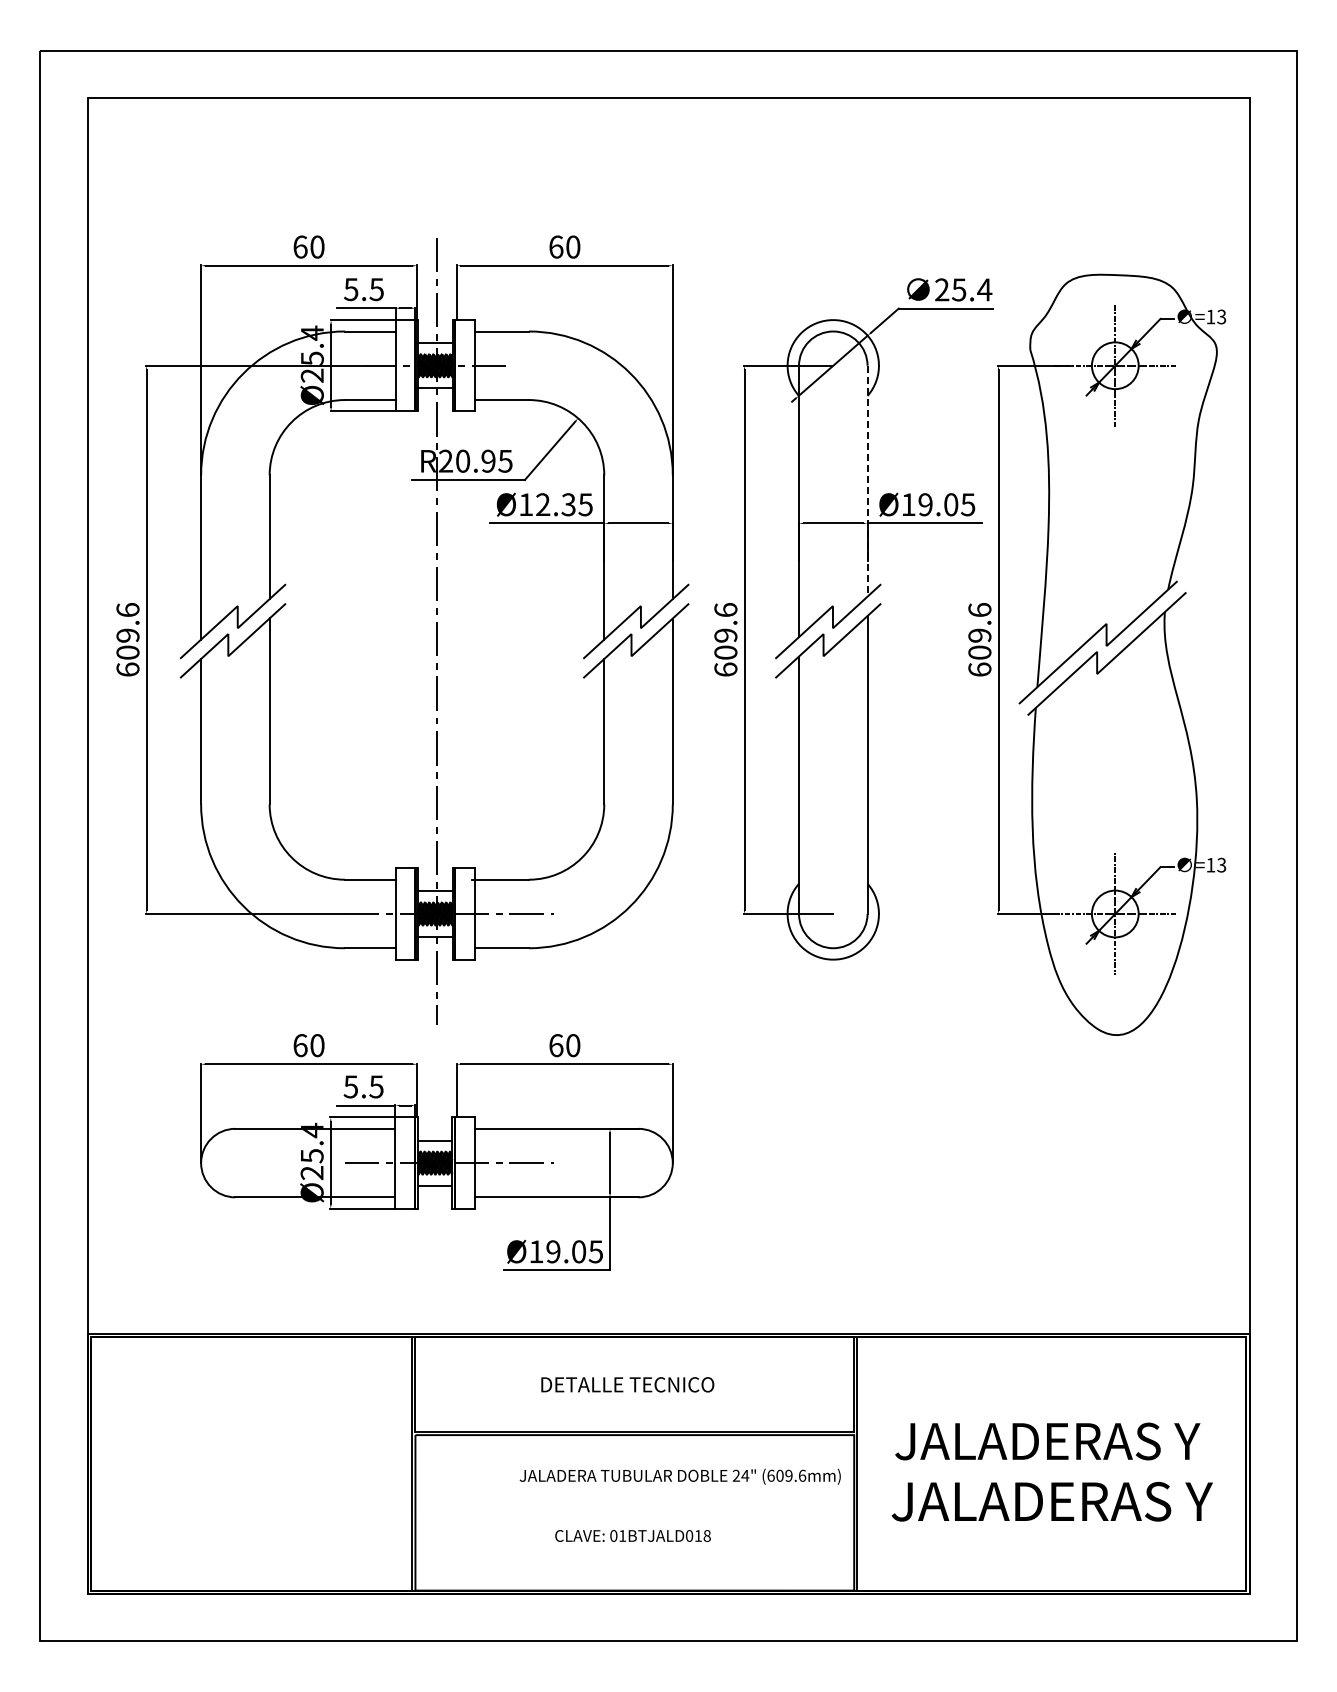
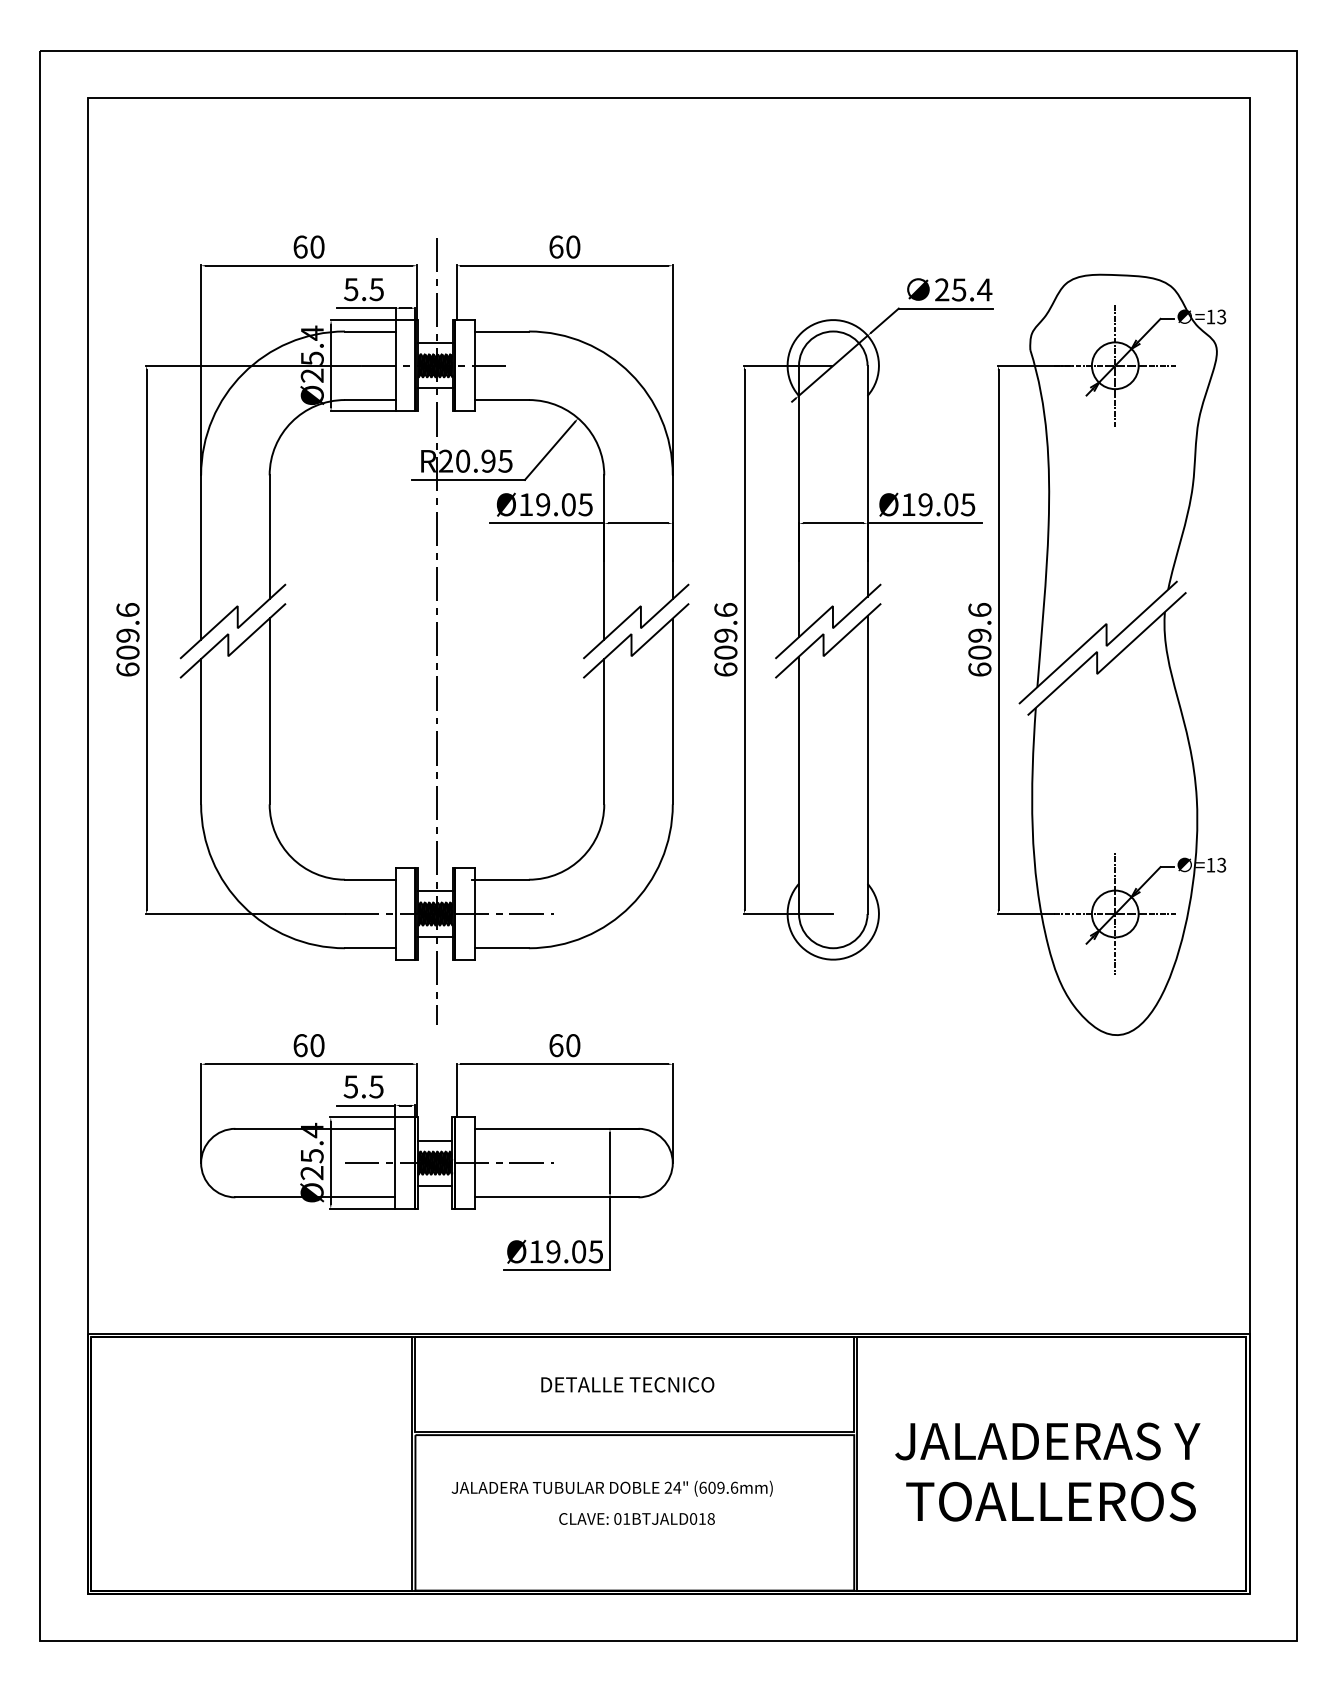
line: dashed -> solid (867, 481)
text: Ø12.35 -> Ø19.05 (555, 504)
text position: (679, 1476) -> (611, 1488) (611, 1488)
text: JALADERAS Y -> TOALLEROS (1051, 1501)
text position: (632, 1535) -> (636, 1518) (636, 1518)
